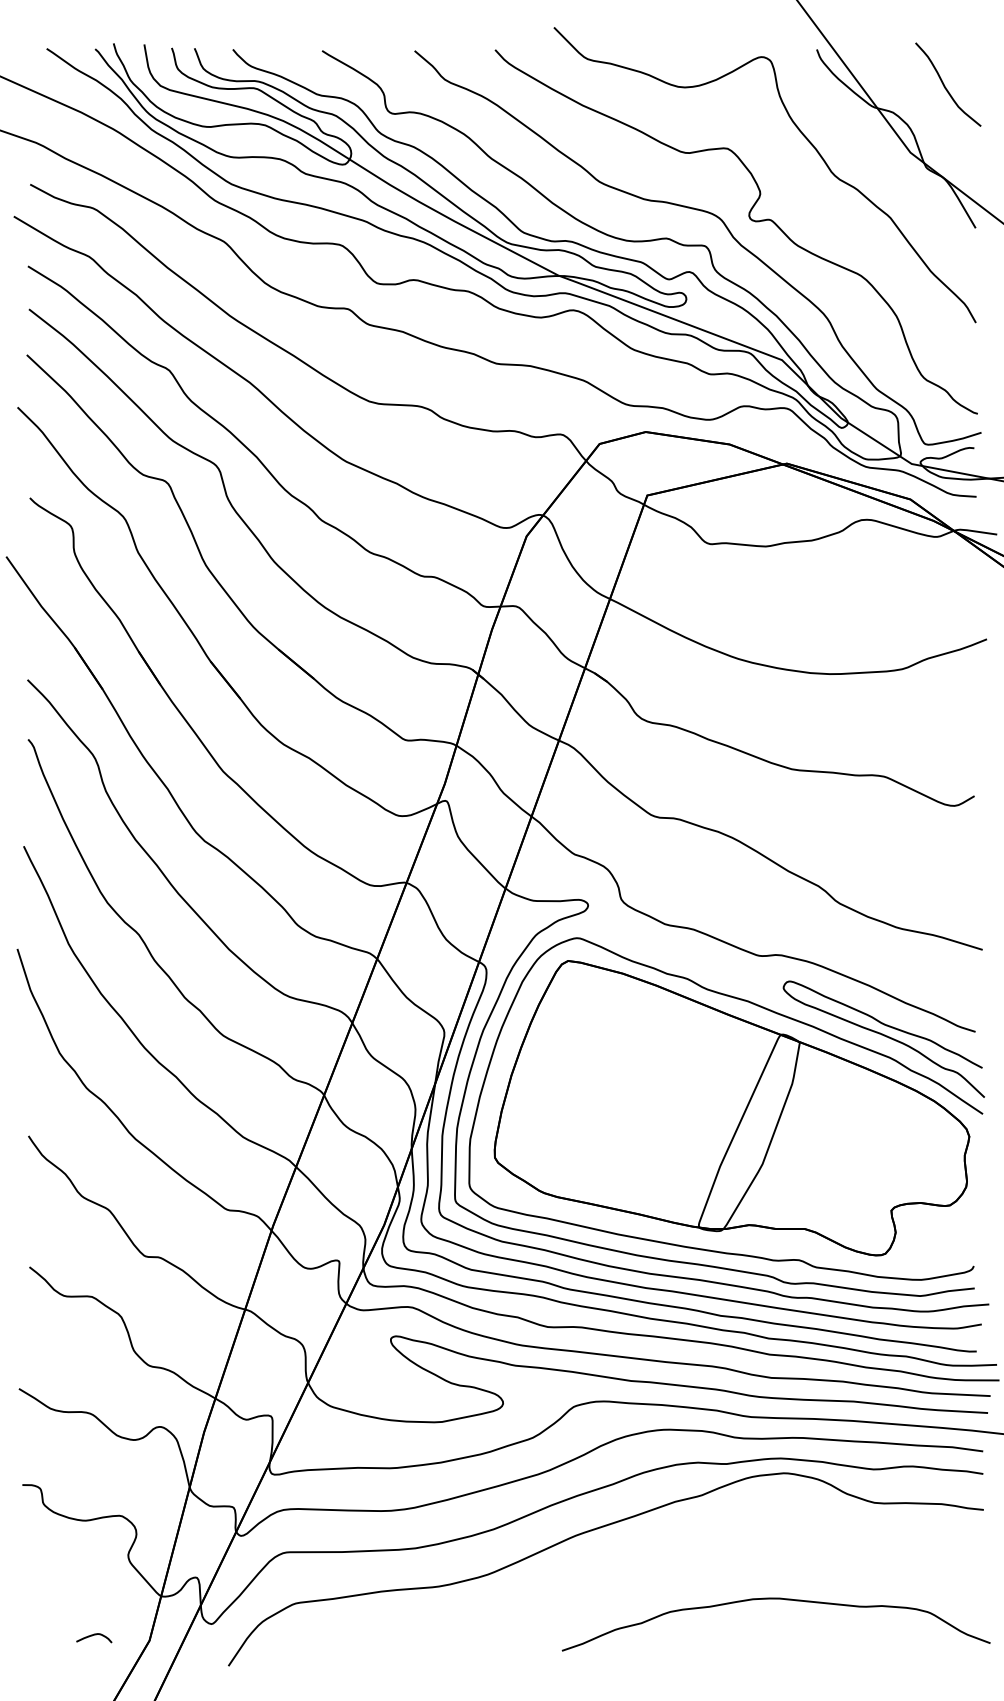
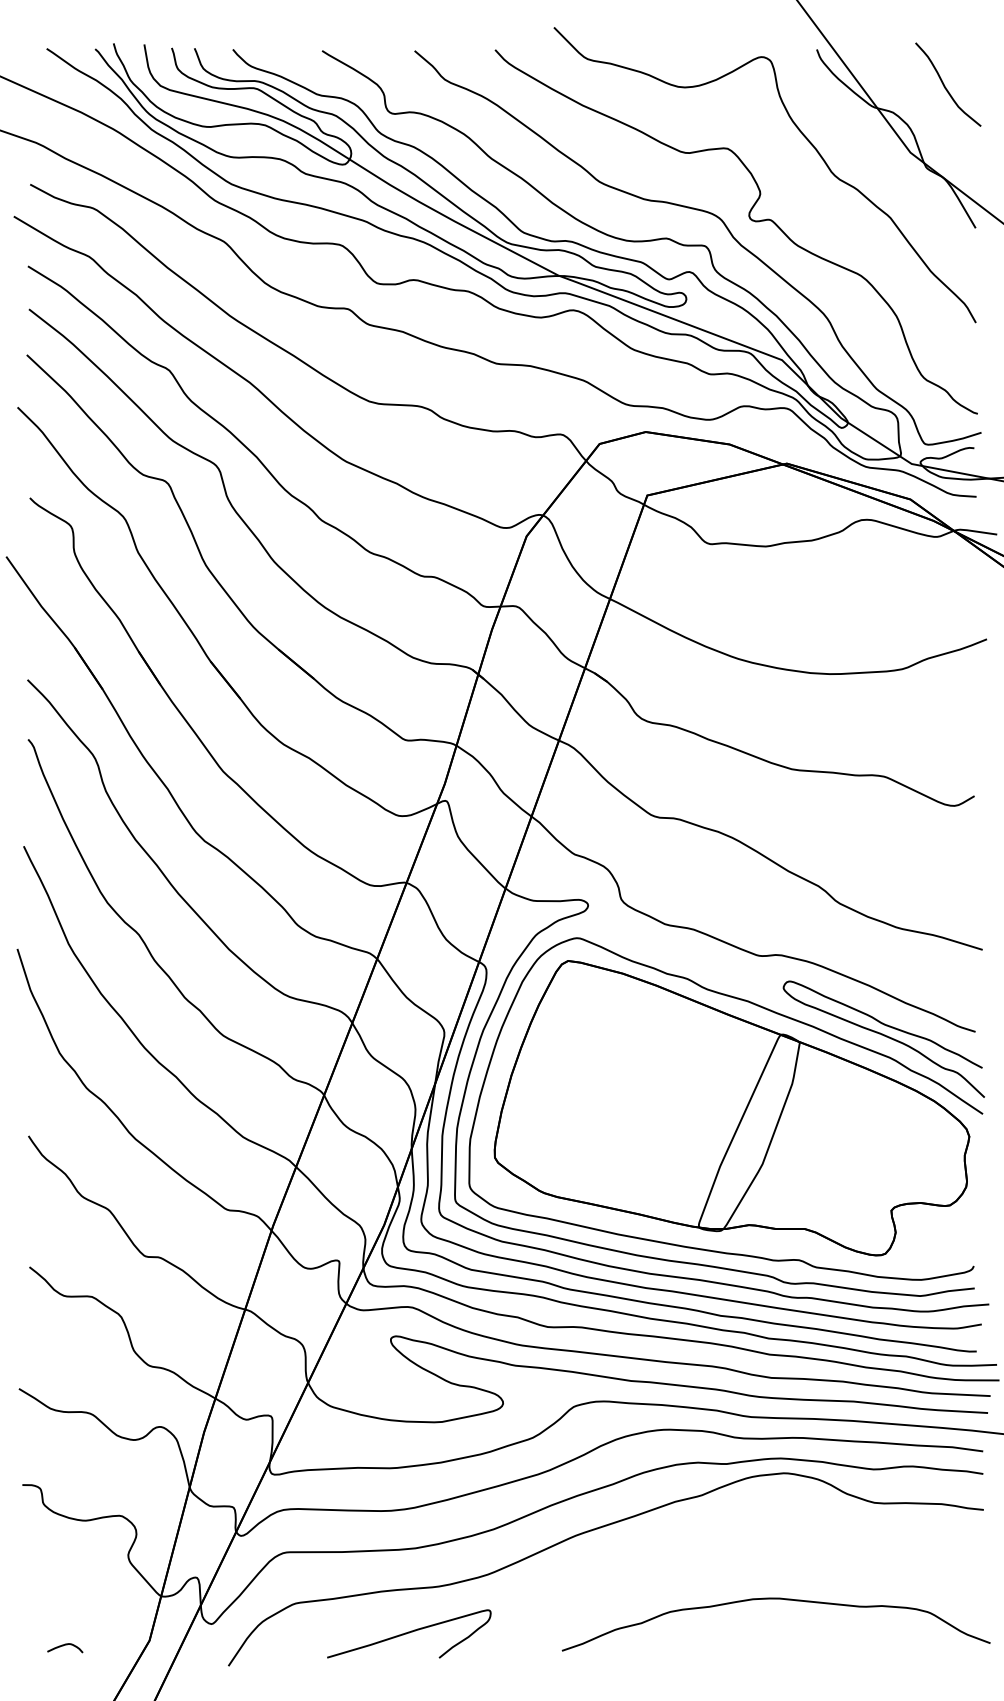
curve: none -> present (409, 1633)
curve position: (92, 1636) -> (63, 1646) (63, 1646)
